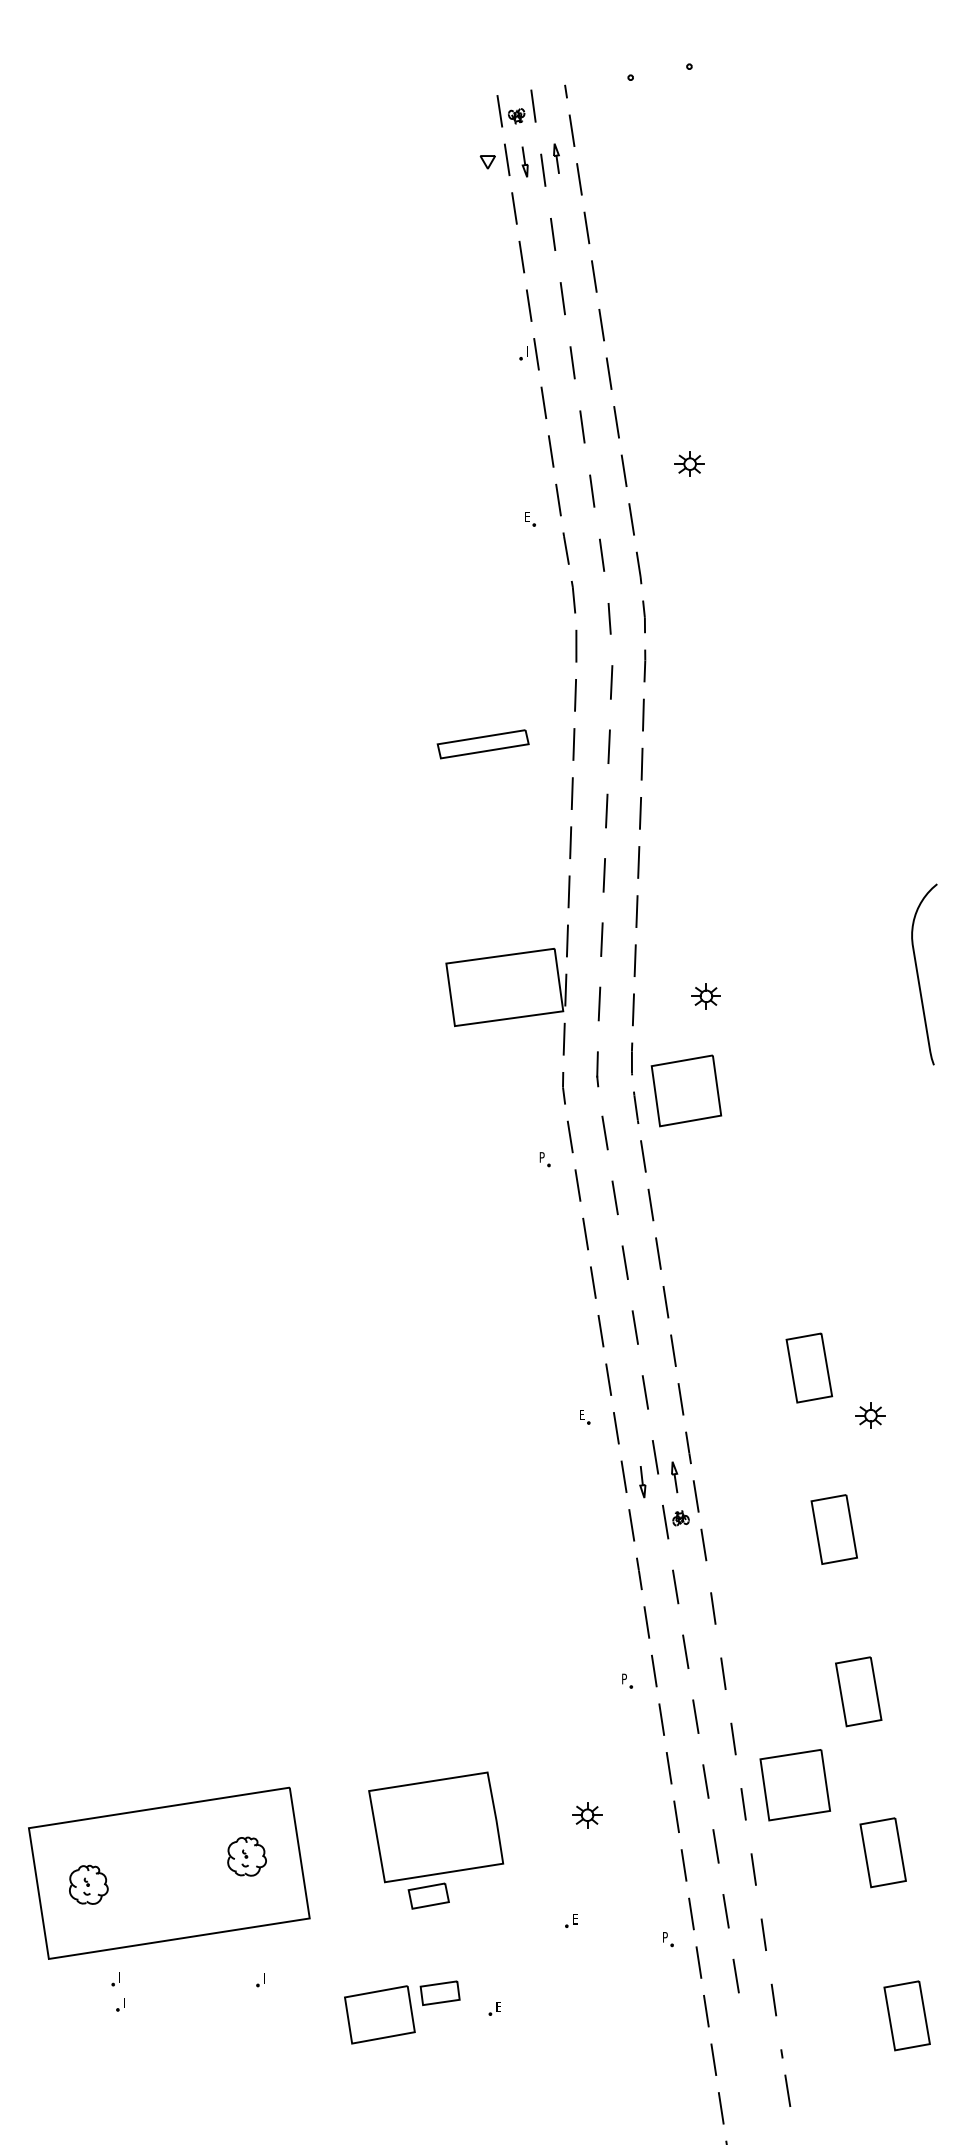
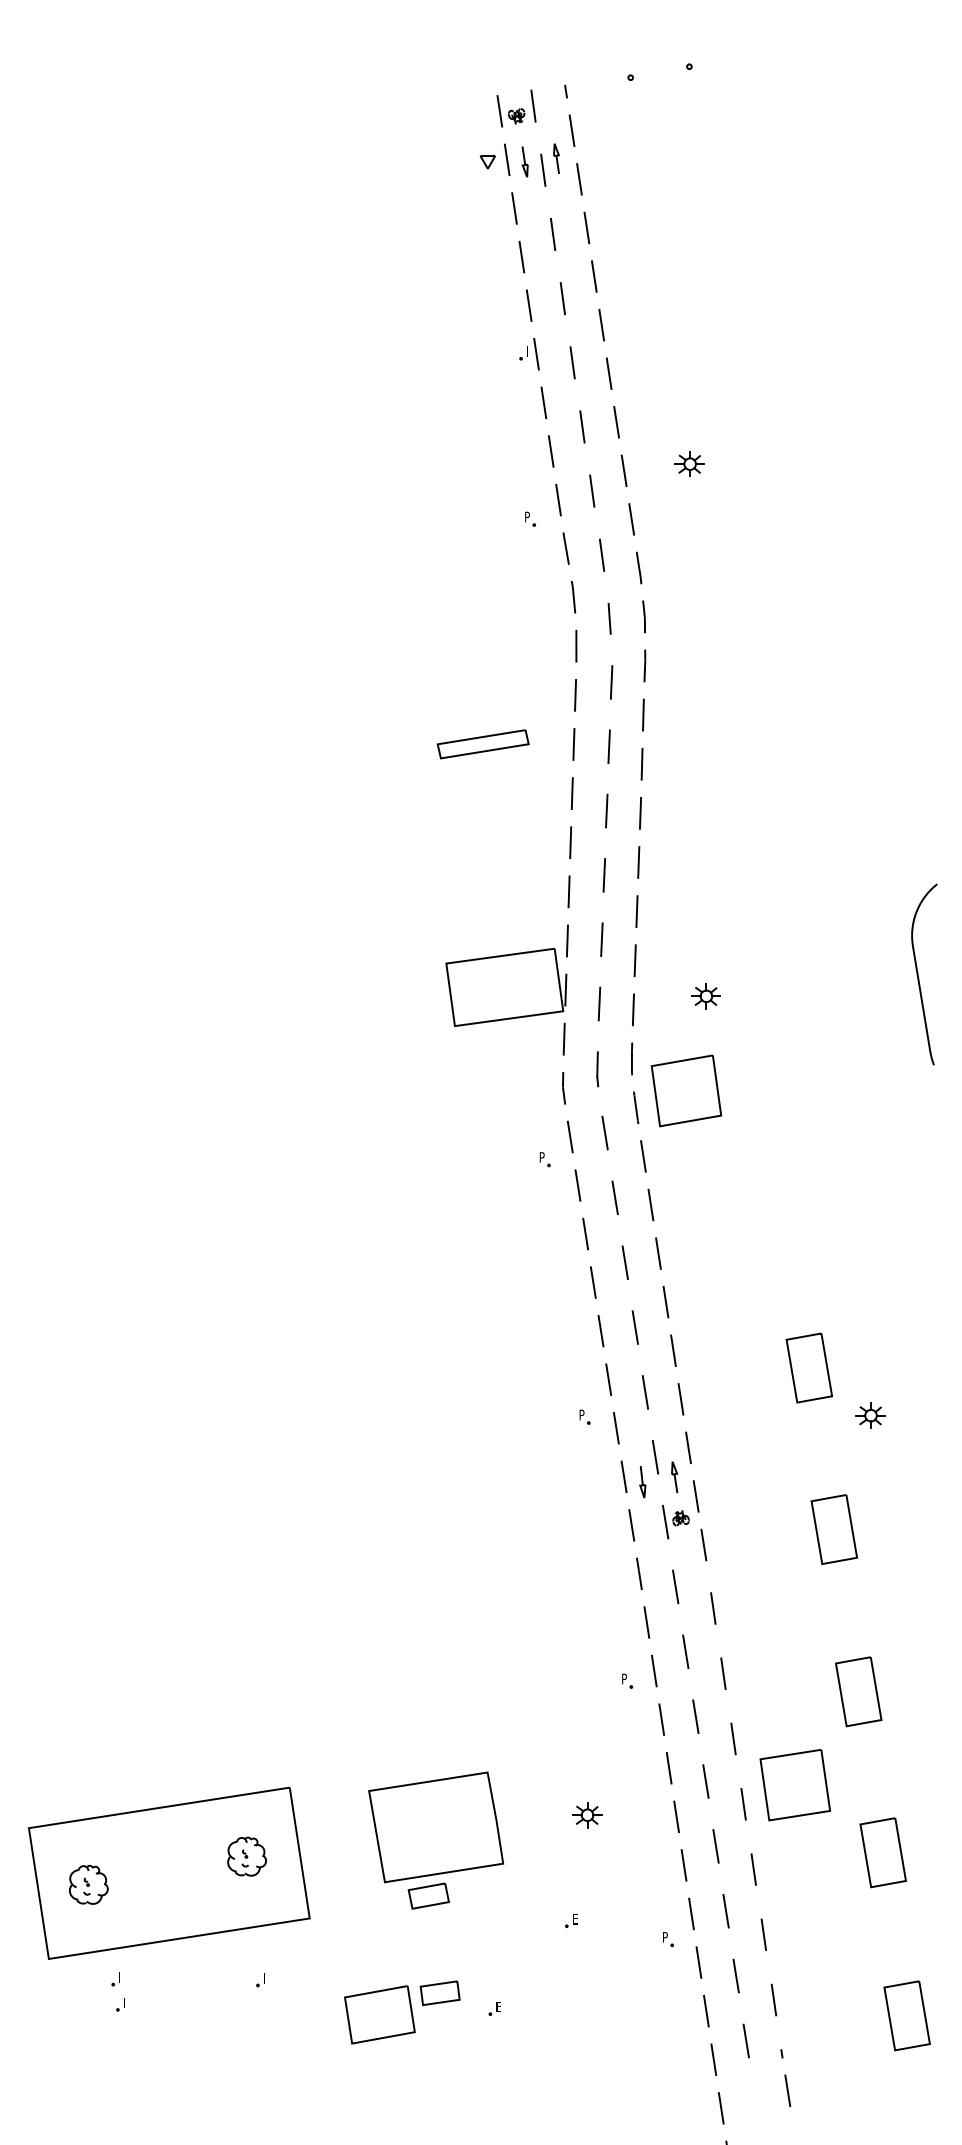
text: E -> P (527, 516)
text: E -> P (581, 1414)
line: none -> present (745, 2040)
